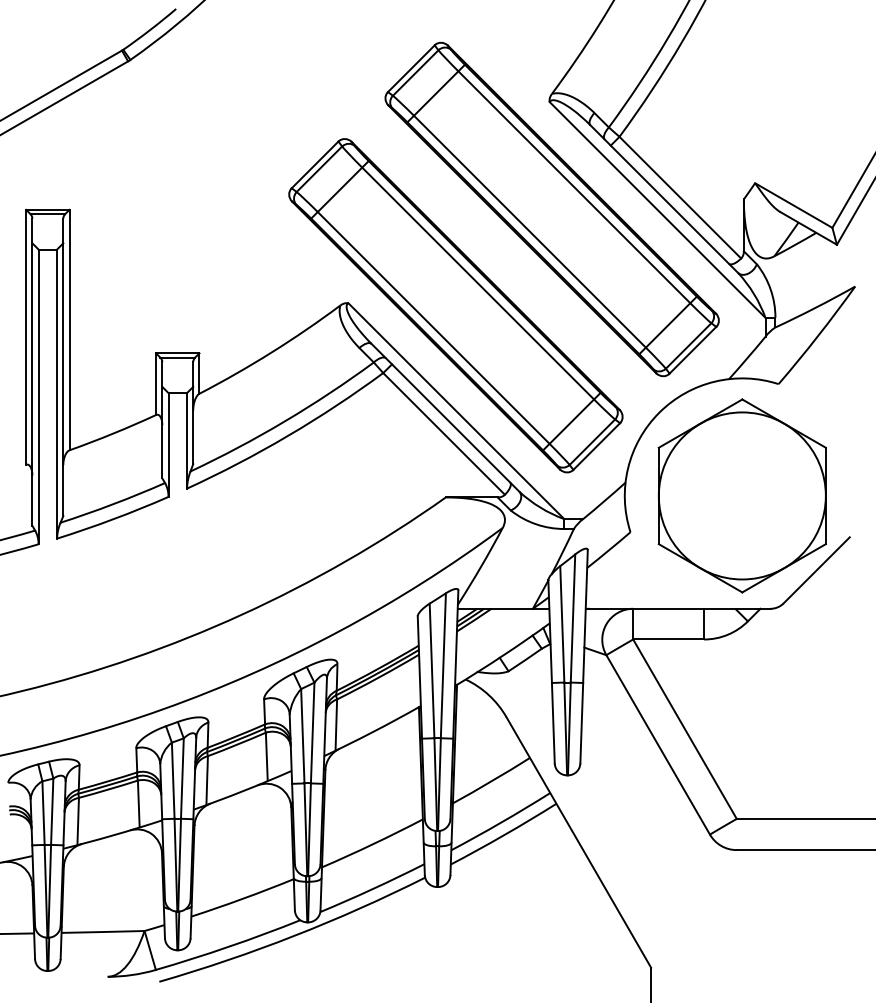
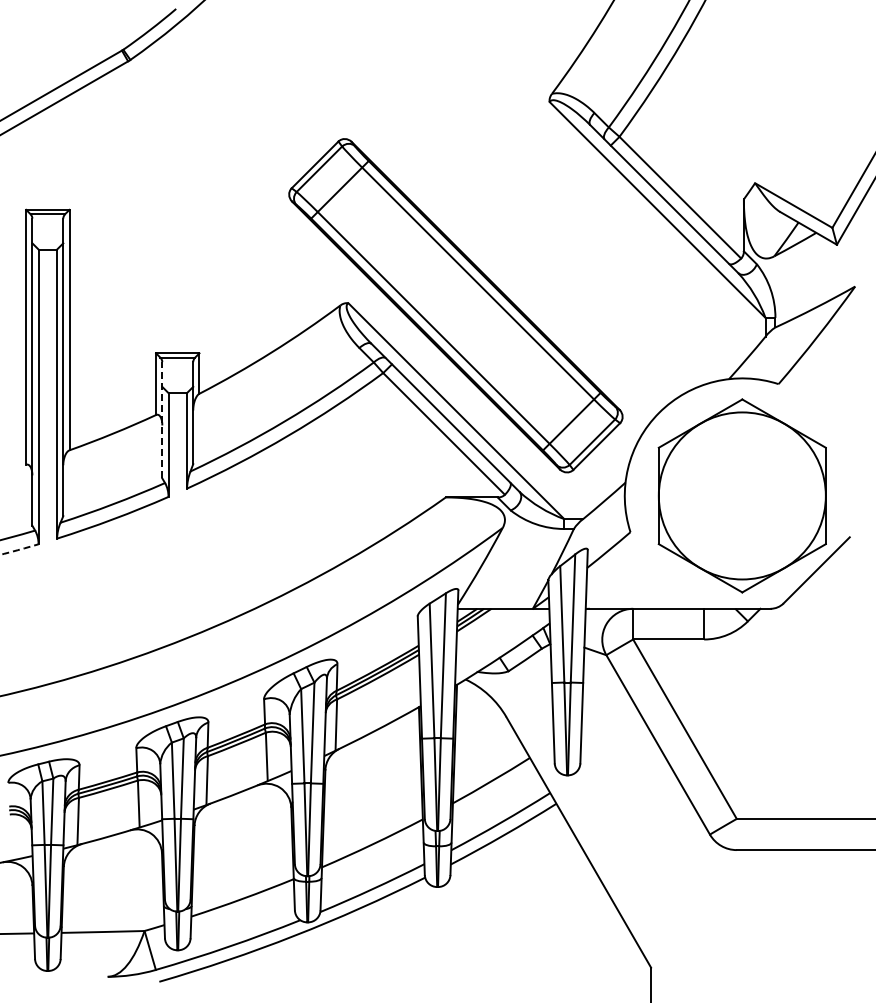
part: present -> none (551, 209)
line: solid -> dashed (162, 419)
arc: solid -> dashed (19, 549)
